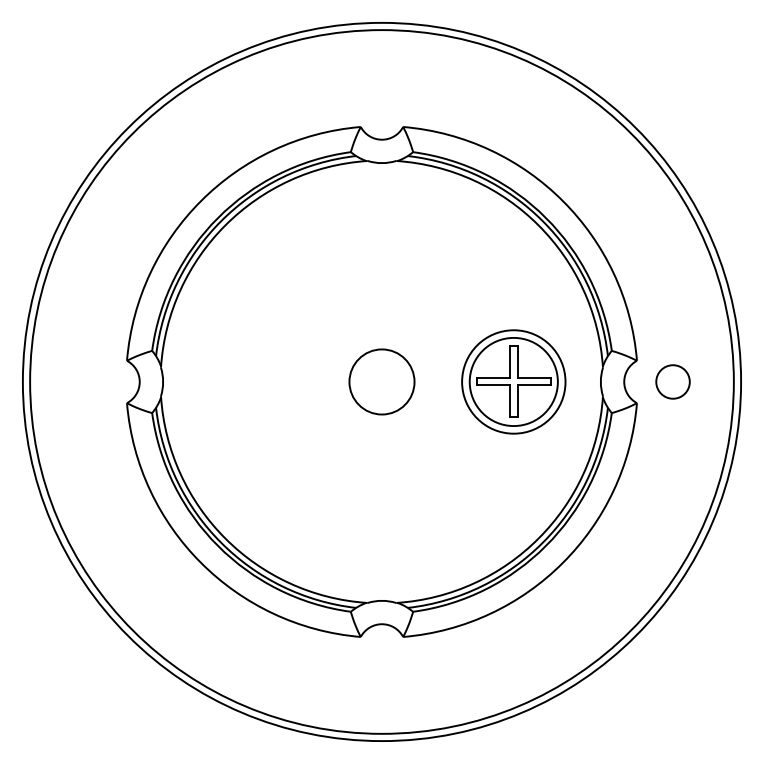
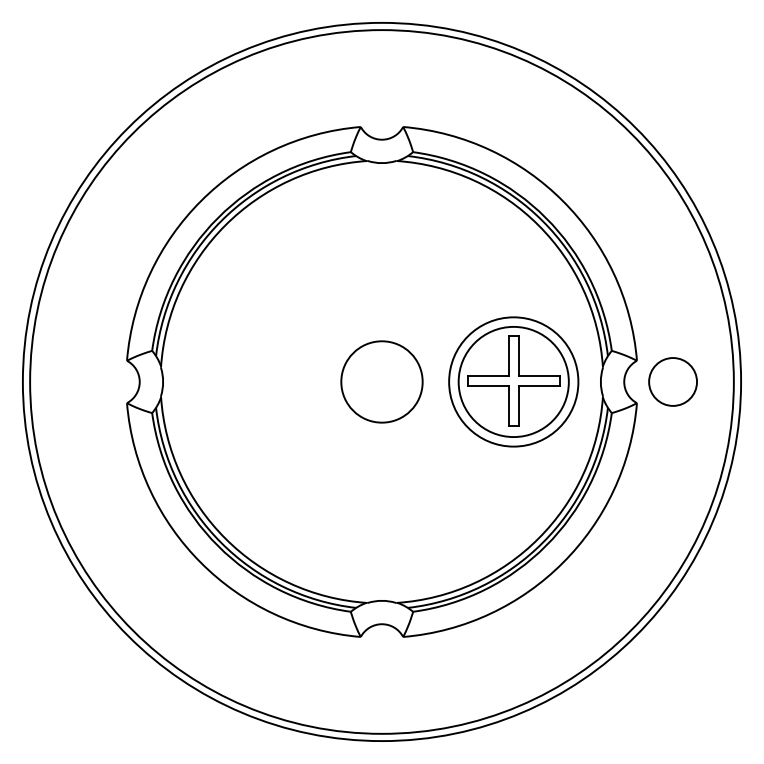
circle diameter: 65 px -> 81 px (381, 381)
part size: 106x106 px -> 132x132 px (513, 381)
circle size: 36x36 px -> 50x50 px (672, 381)
